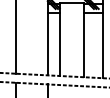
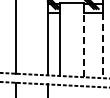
line: solid -> dashed (83, 45)
line: solid -> dashed (103, 46)
